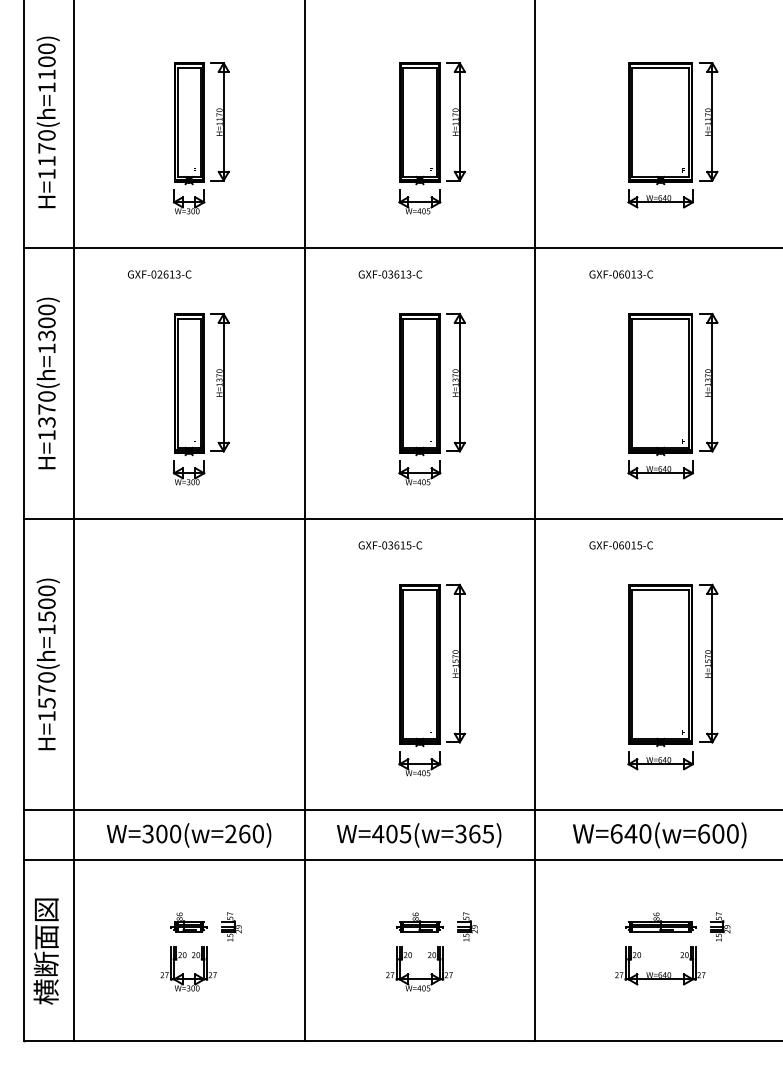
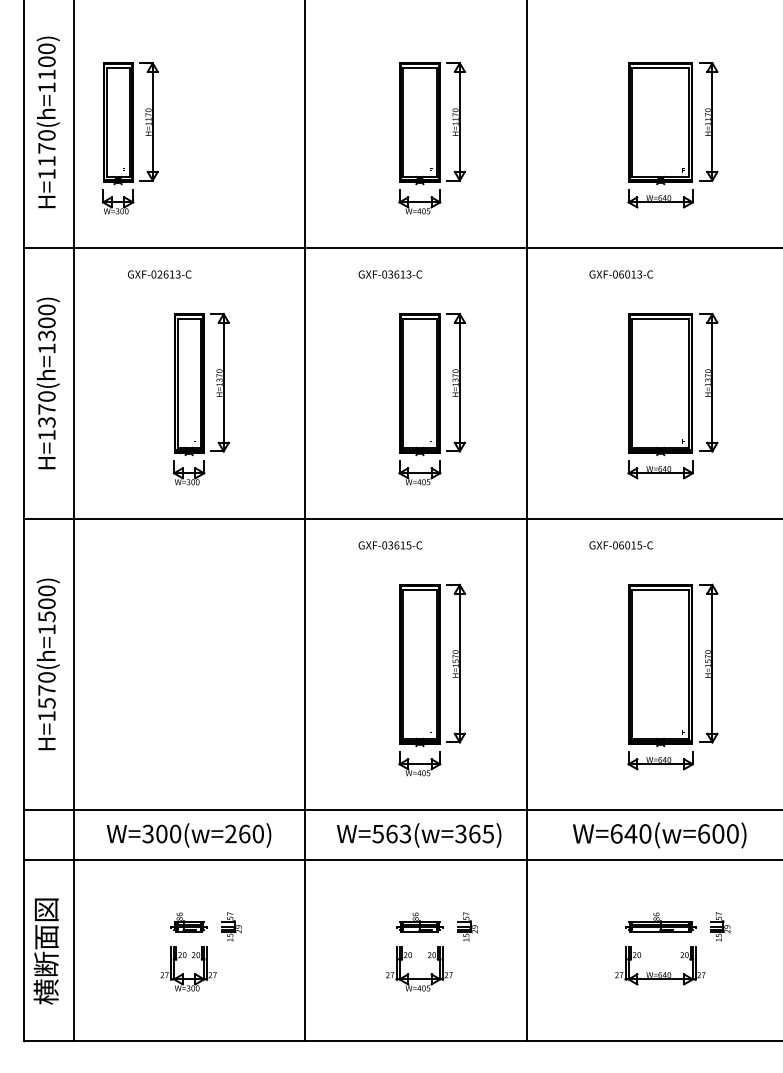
part position: (201, 138) -> (130, 138) (130, 138)
line position: (535, 521) -> (527, 521) (527, 521)
text: W=405(w=365) -> W=563(w=365) (391, 833)
